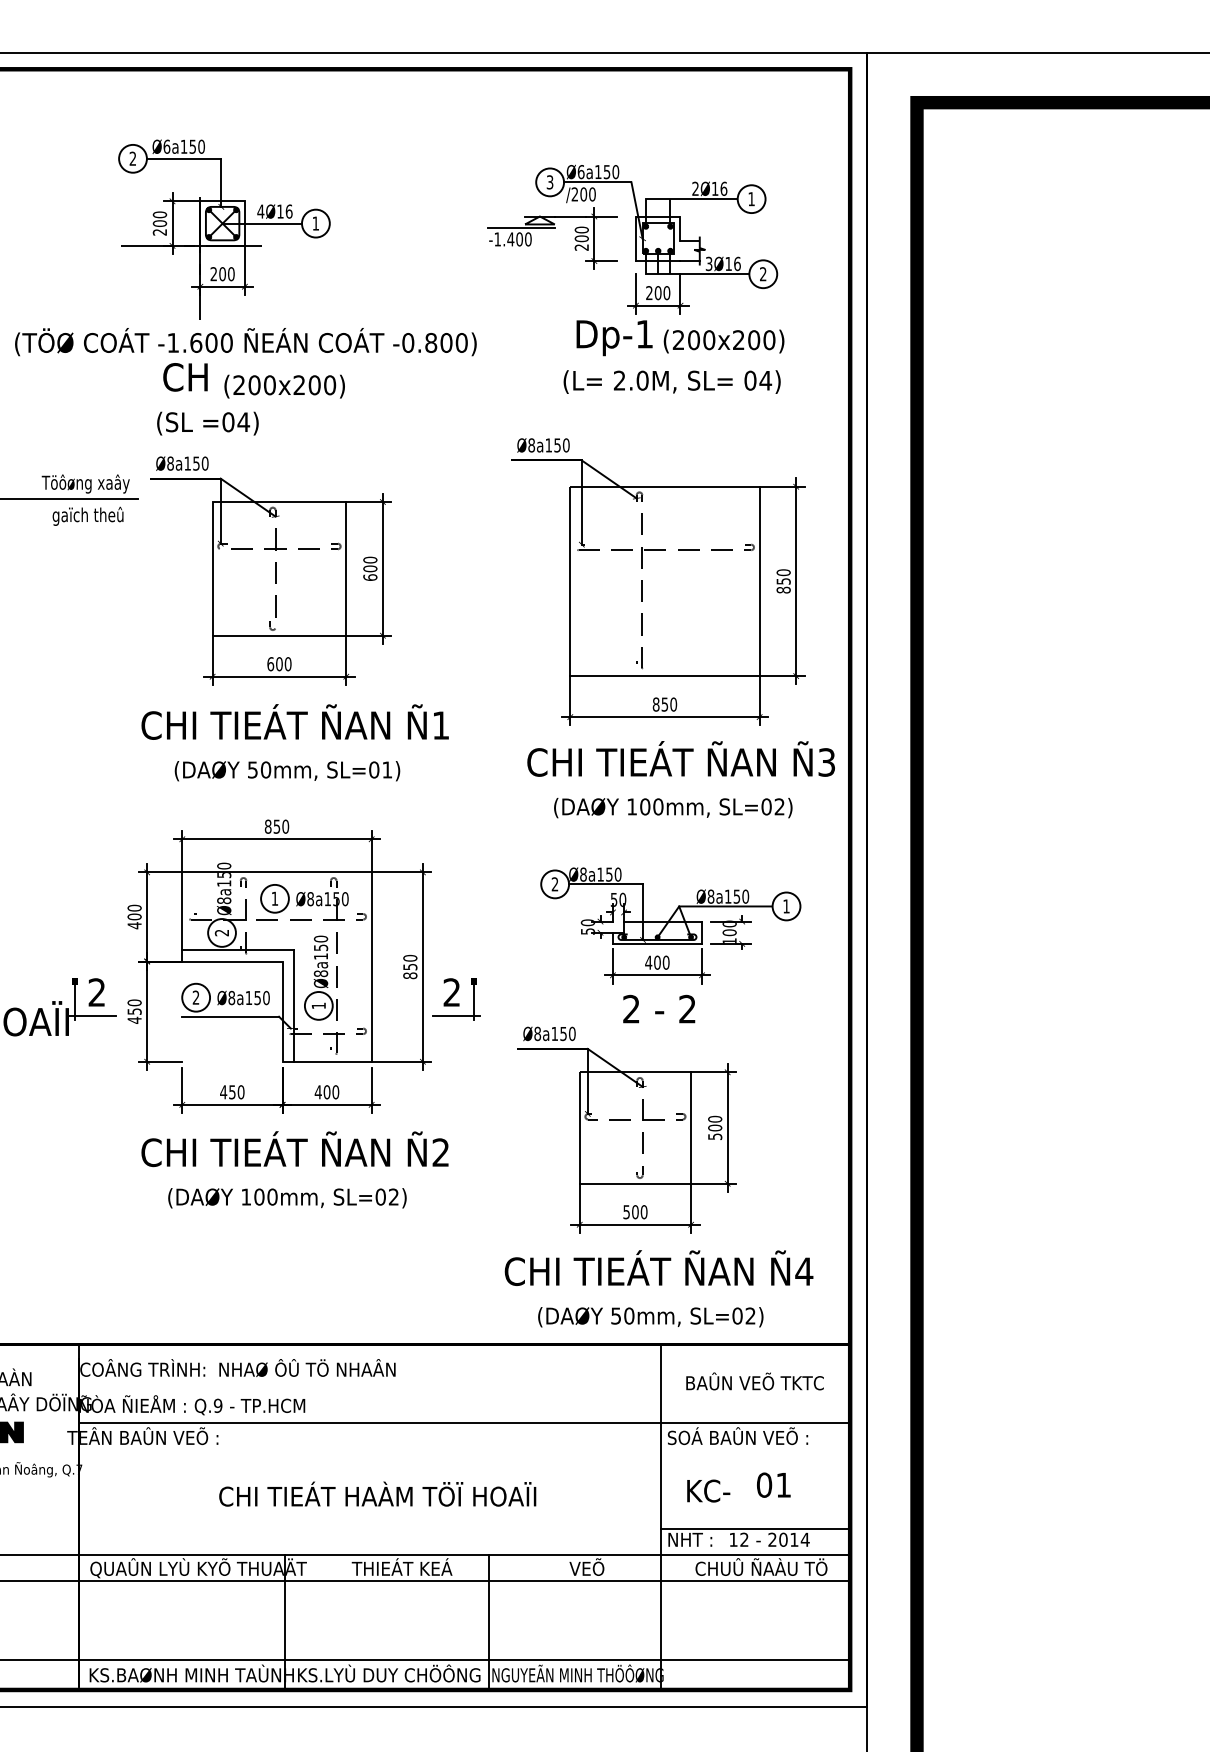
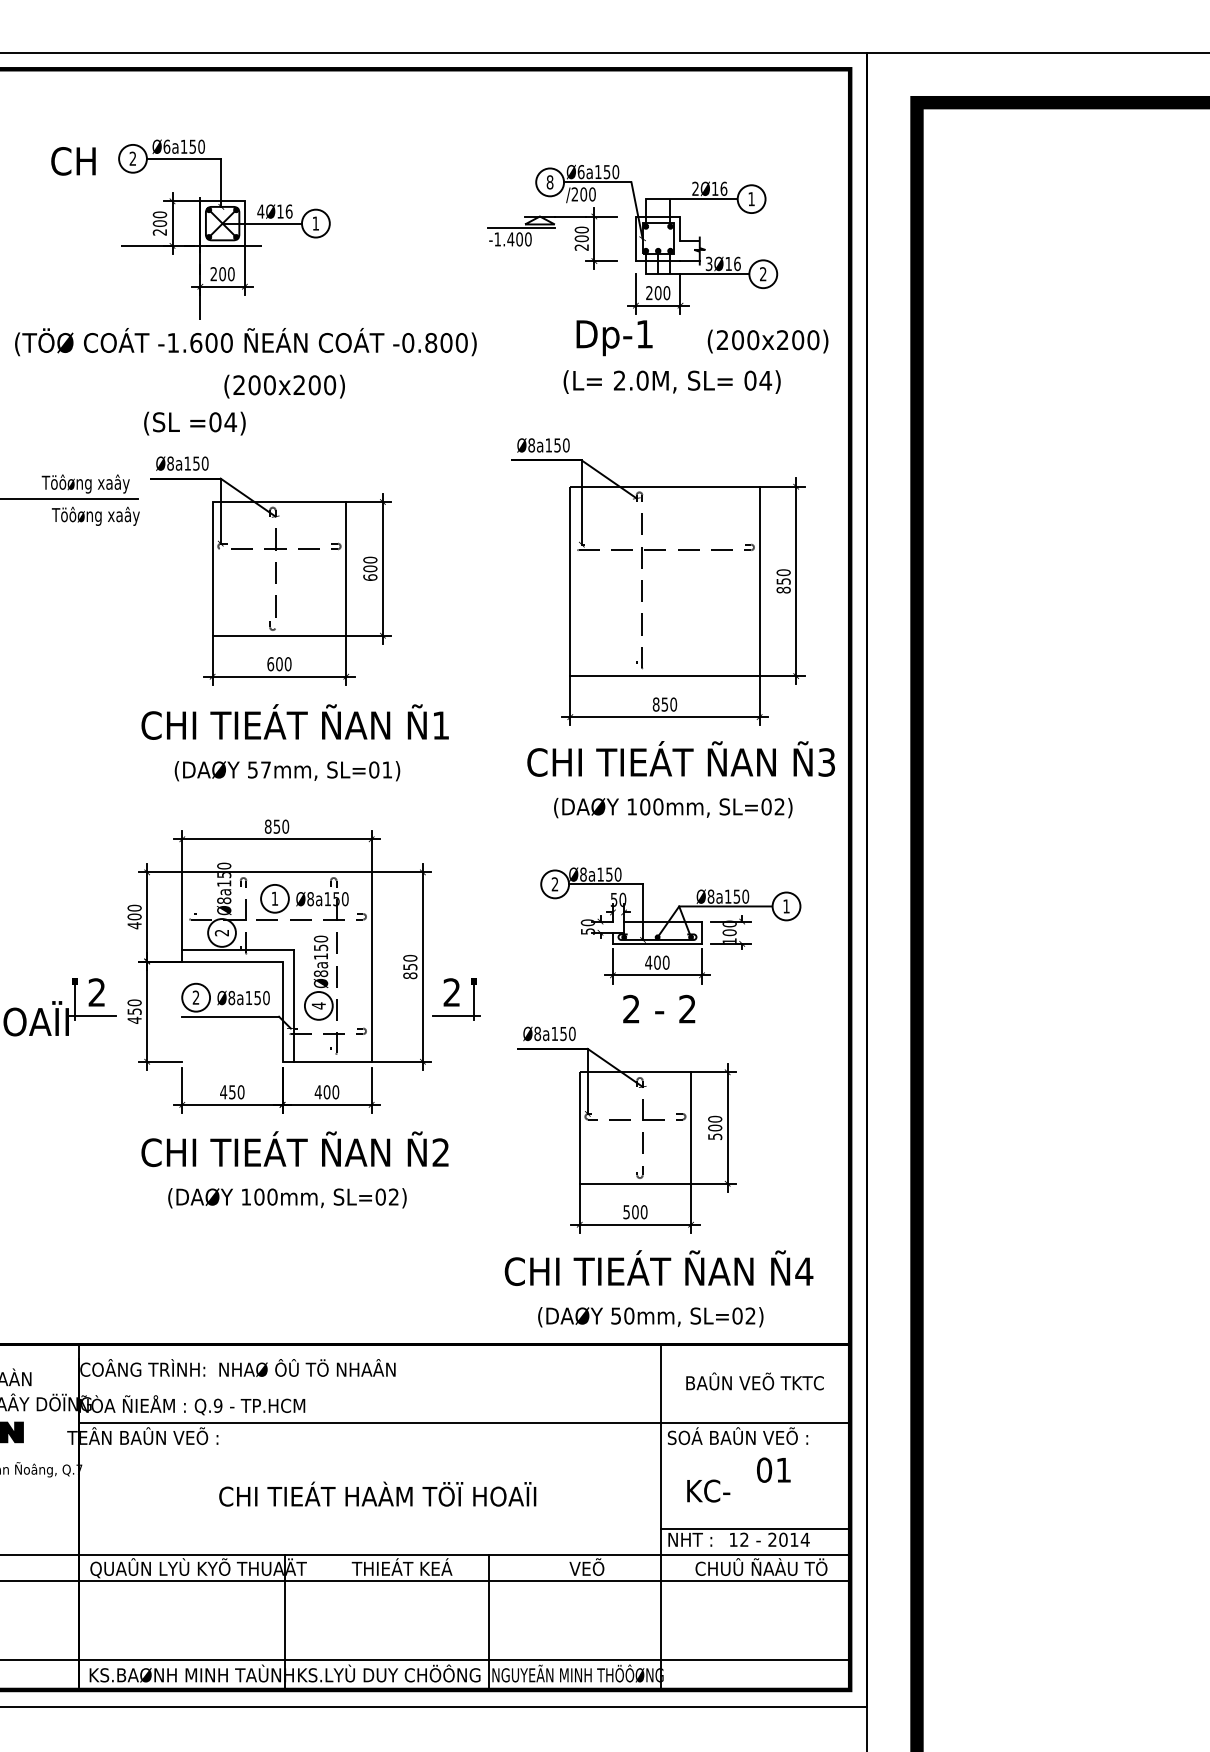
text: 3 -> 8 (549, 182)
text position: (723, 341) -> (767, 341) (767, 341)
text position: (185, 377) -> (73, 161) (73, 161)
text position: (207, 423) -> (194, 423) (194, 423)
text: gaïch theû -> Töôøng xaây (95, 515)
text: 50mm, -> 57mm, (265, 769)
text: 1 -> 4 (318, 1005)
text position: (773, 1484) -> (773, 1469) (773, 1469)
